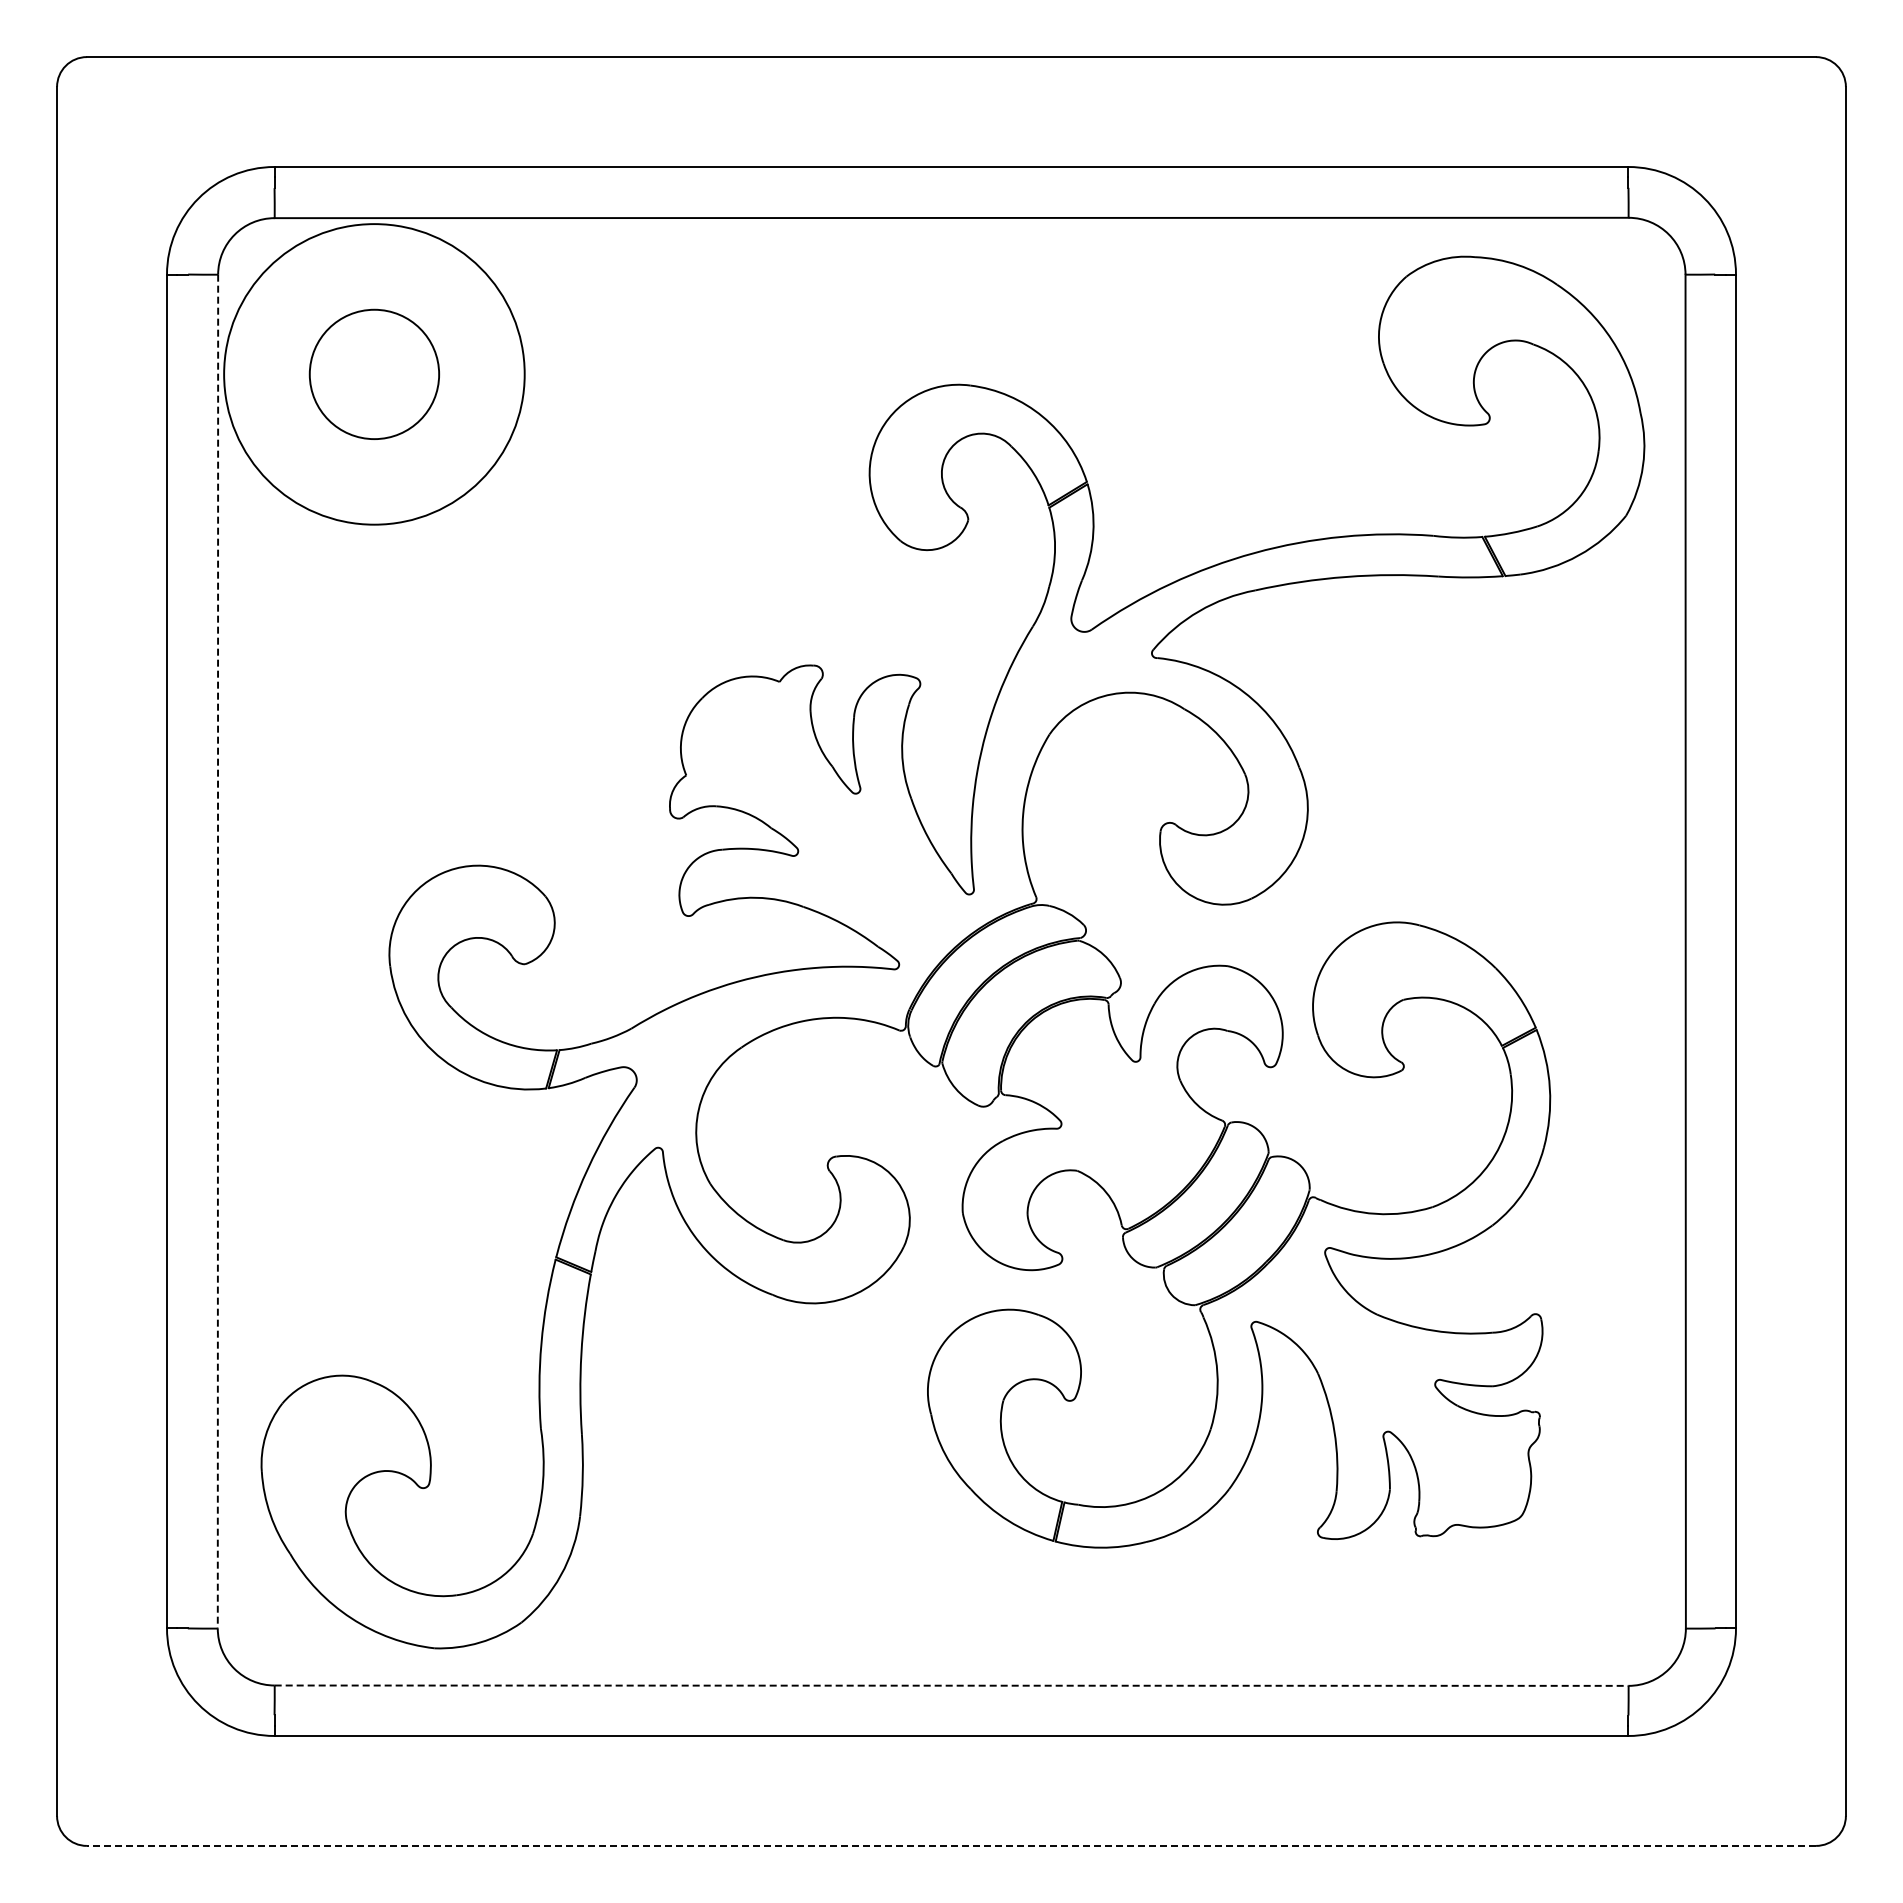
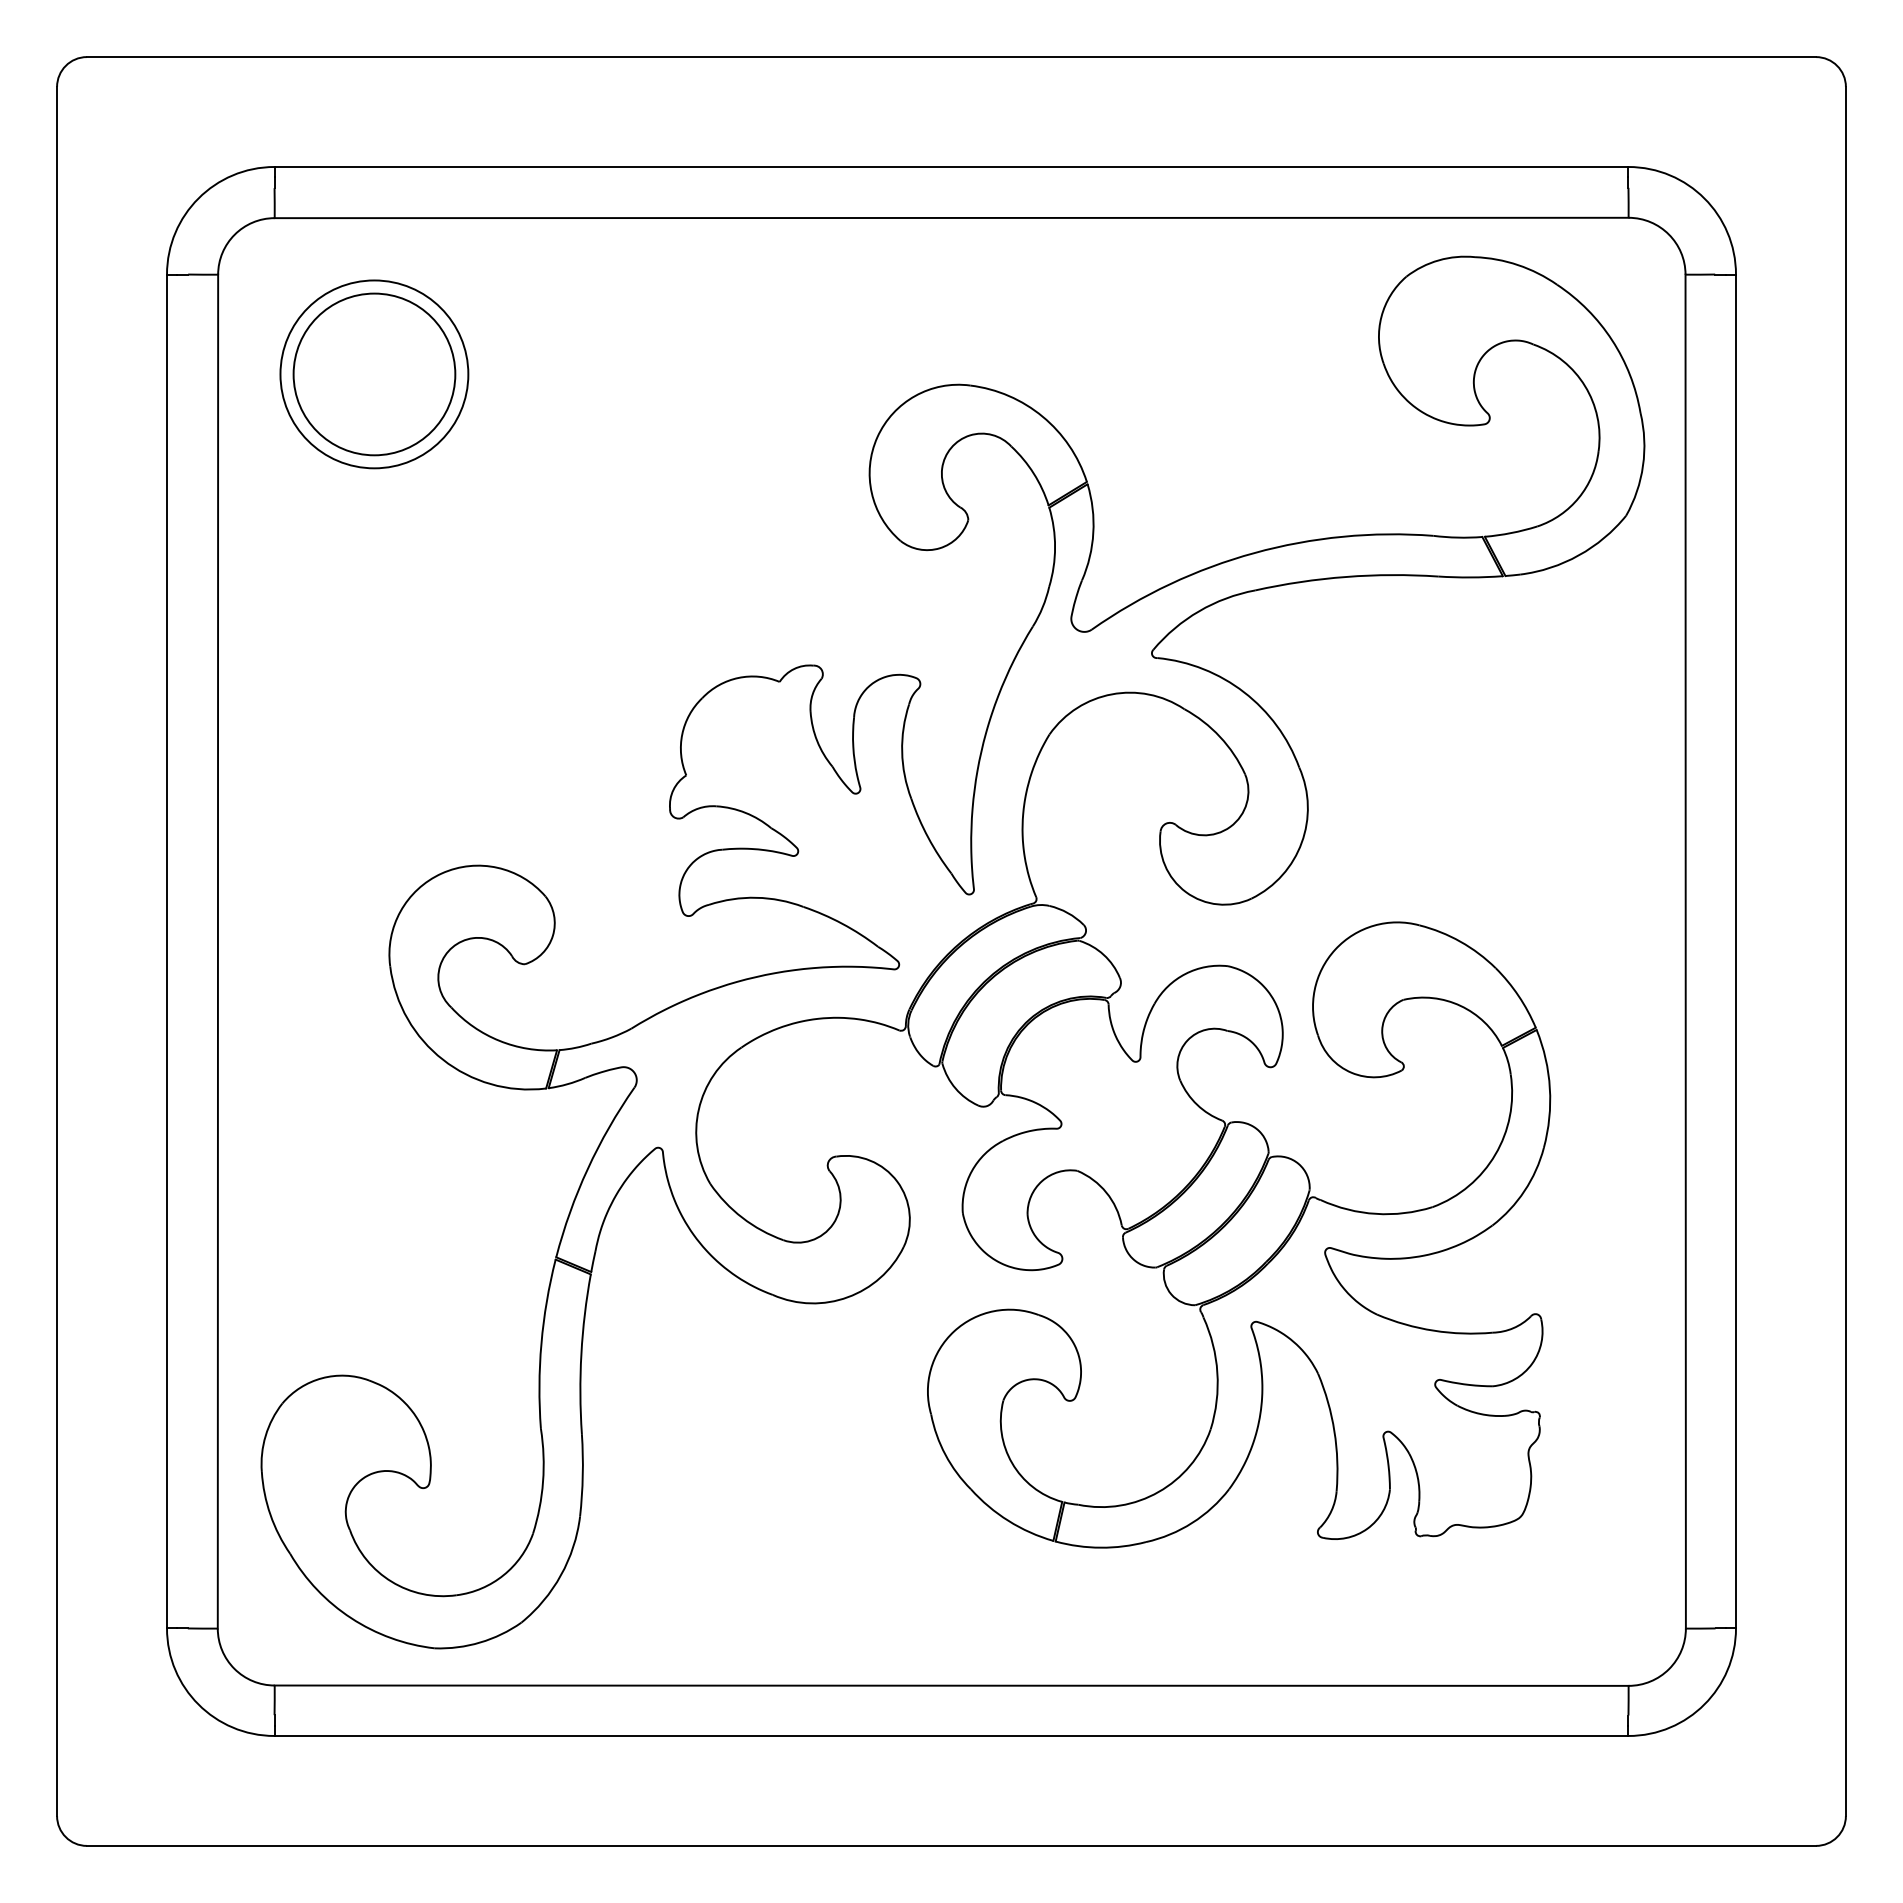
circle diameter: 129 px -> 162 px (374, 374)
circle diameter: 301 px -> 188 px (374, 374)
line: dashed -> solid (217, 951)
line: dashed -> solid (951, 1685)
line: dashed -> solid (951, 1845)
